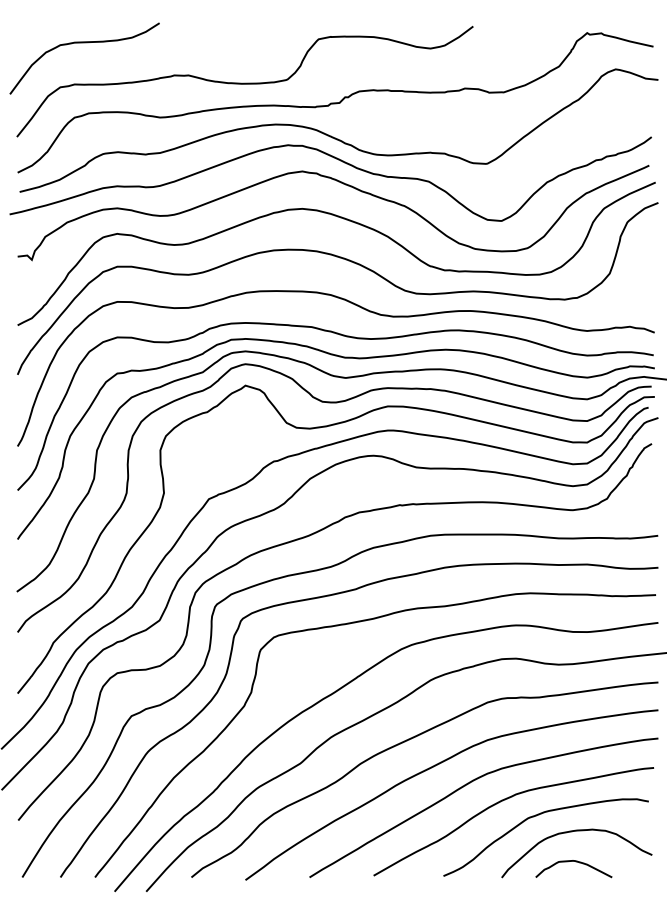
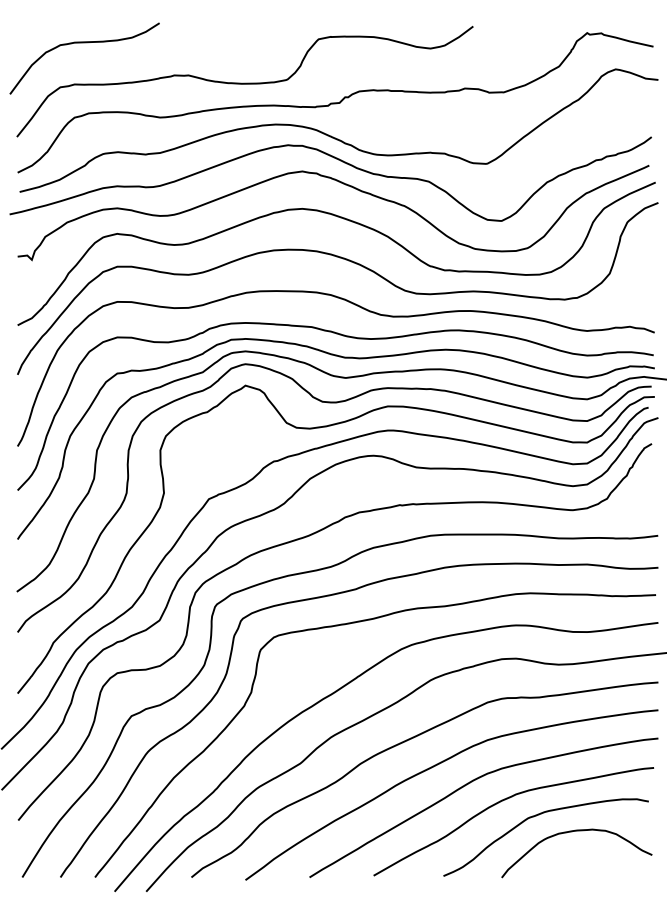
curve: present -> none (575, 862)
